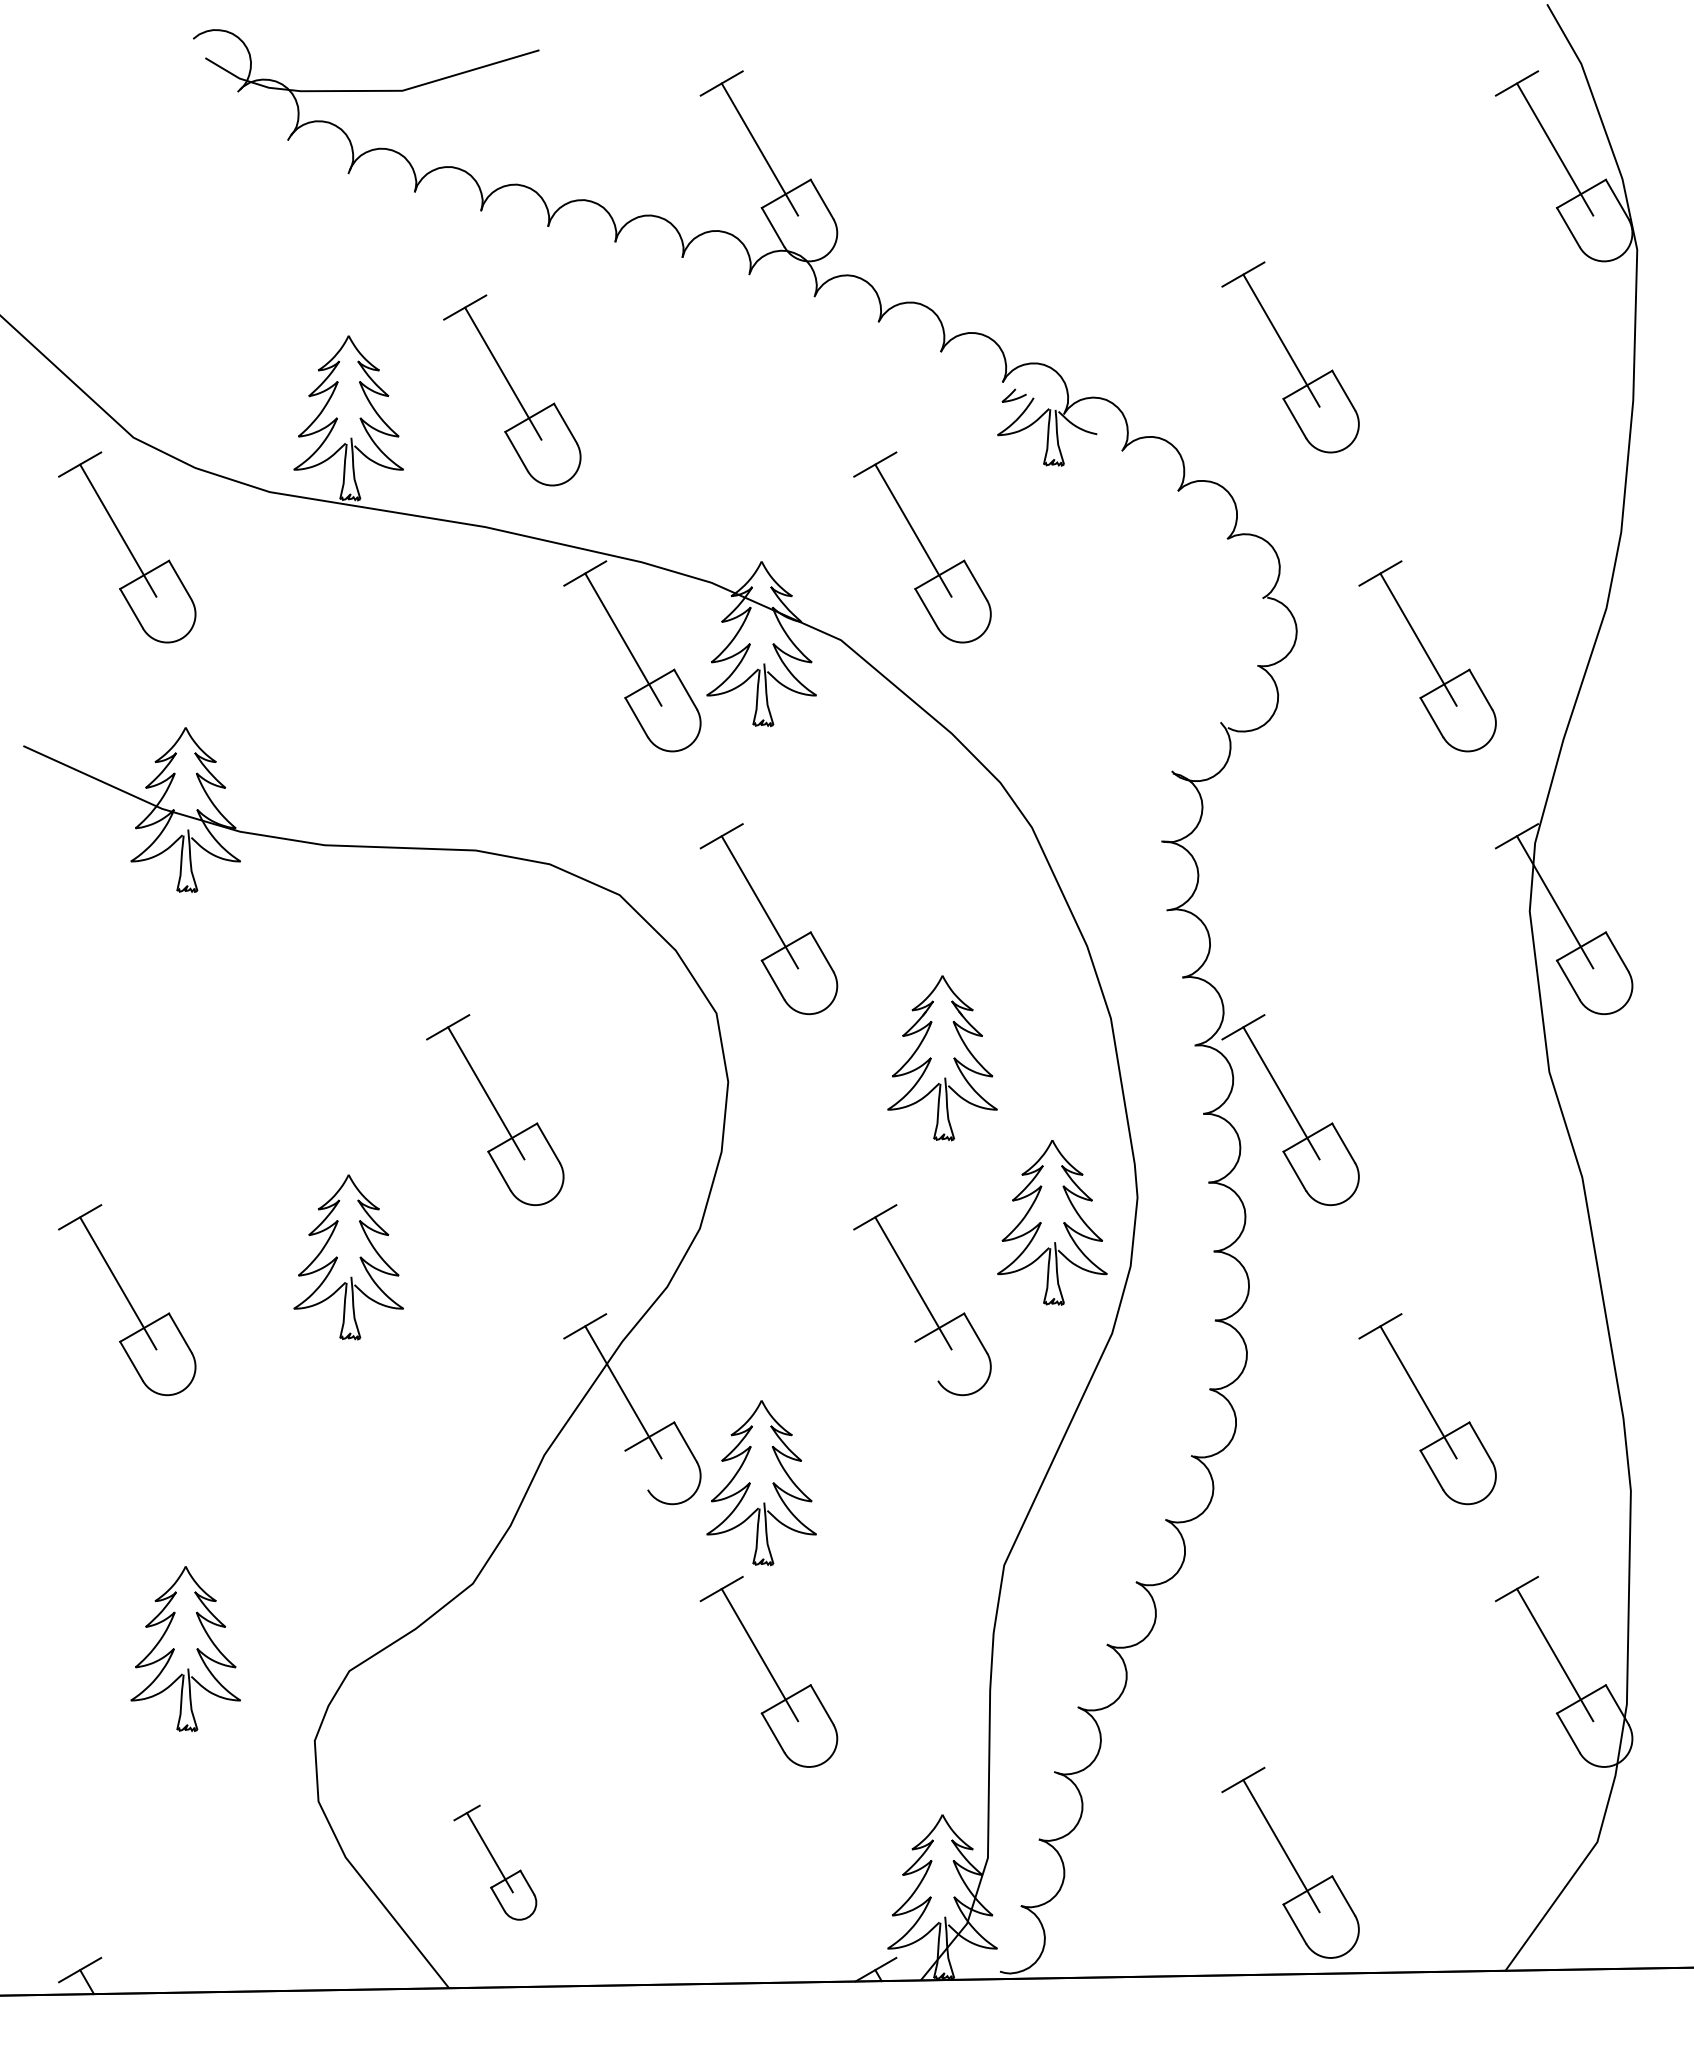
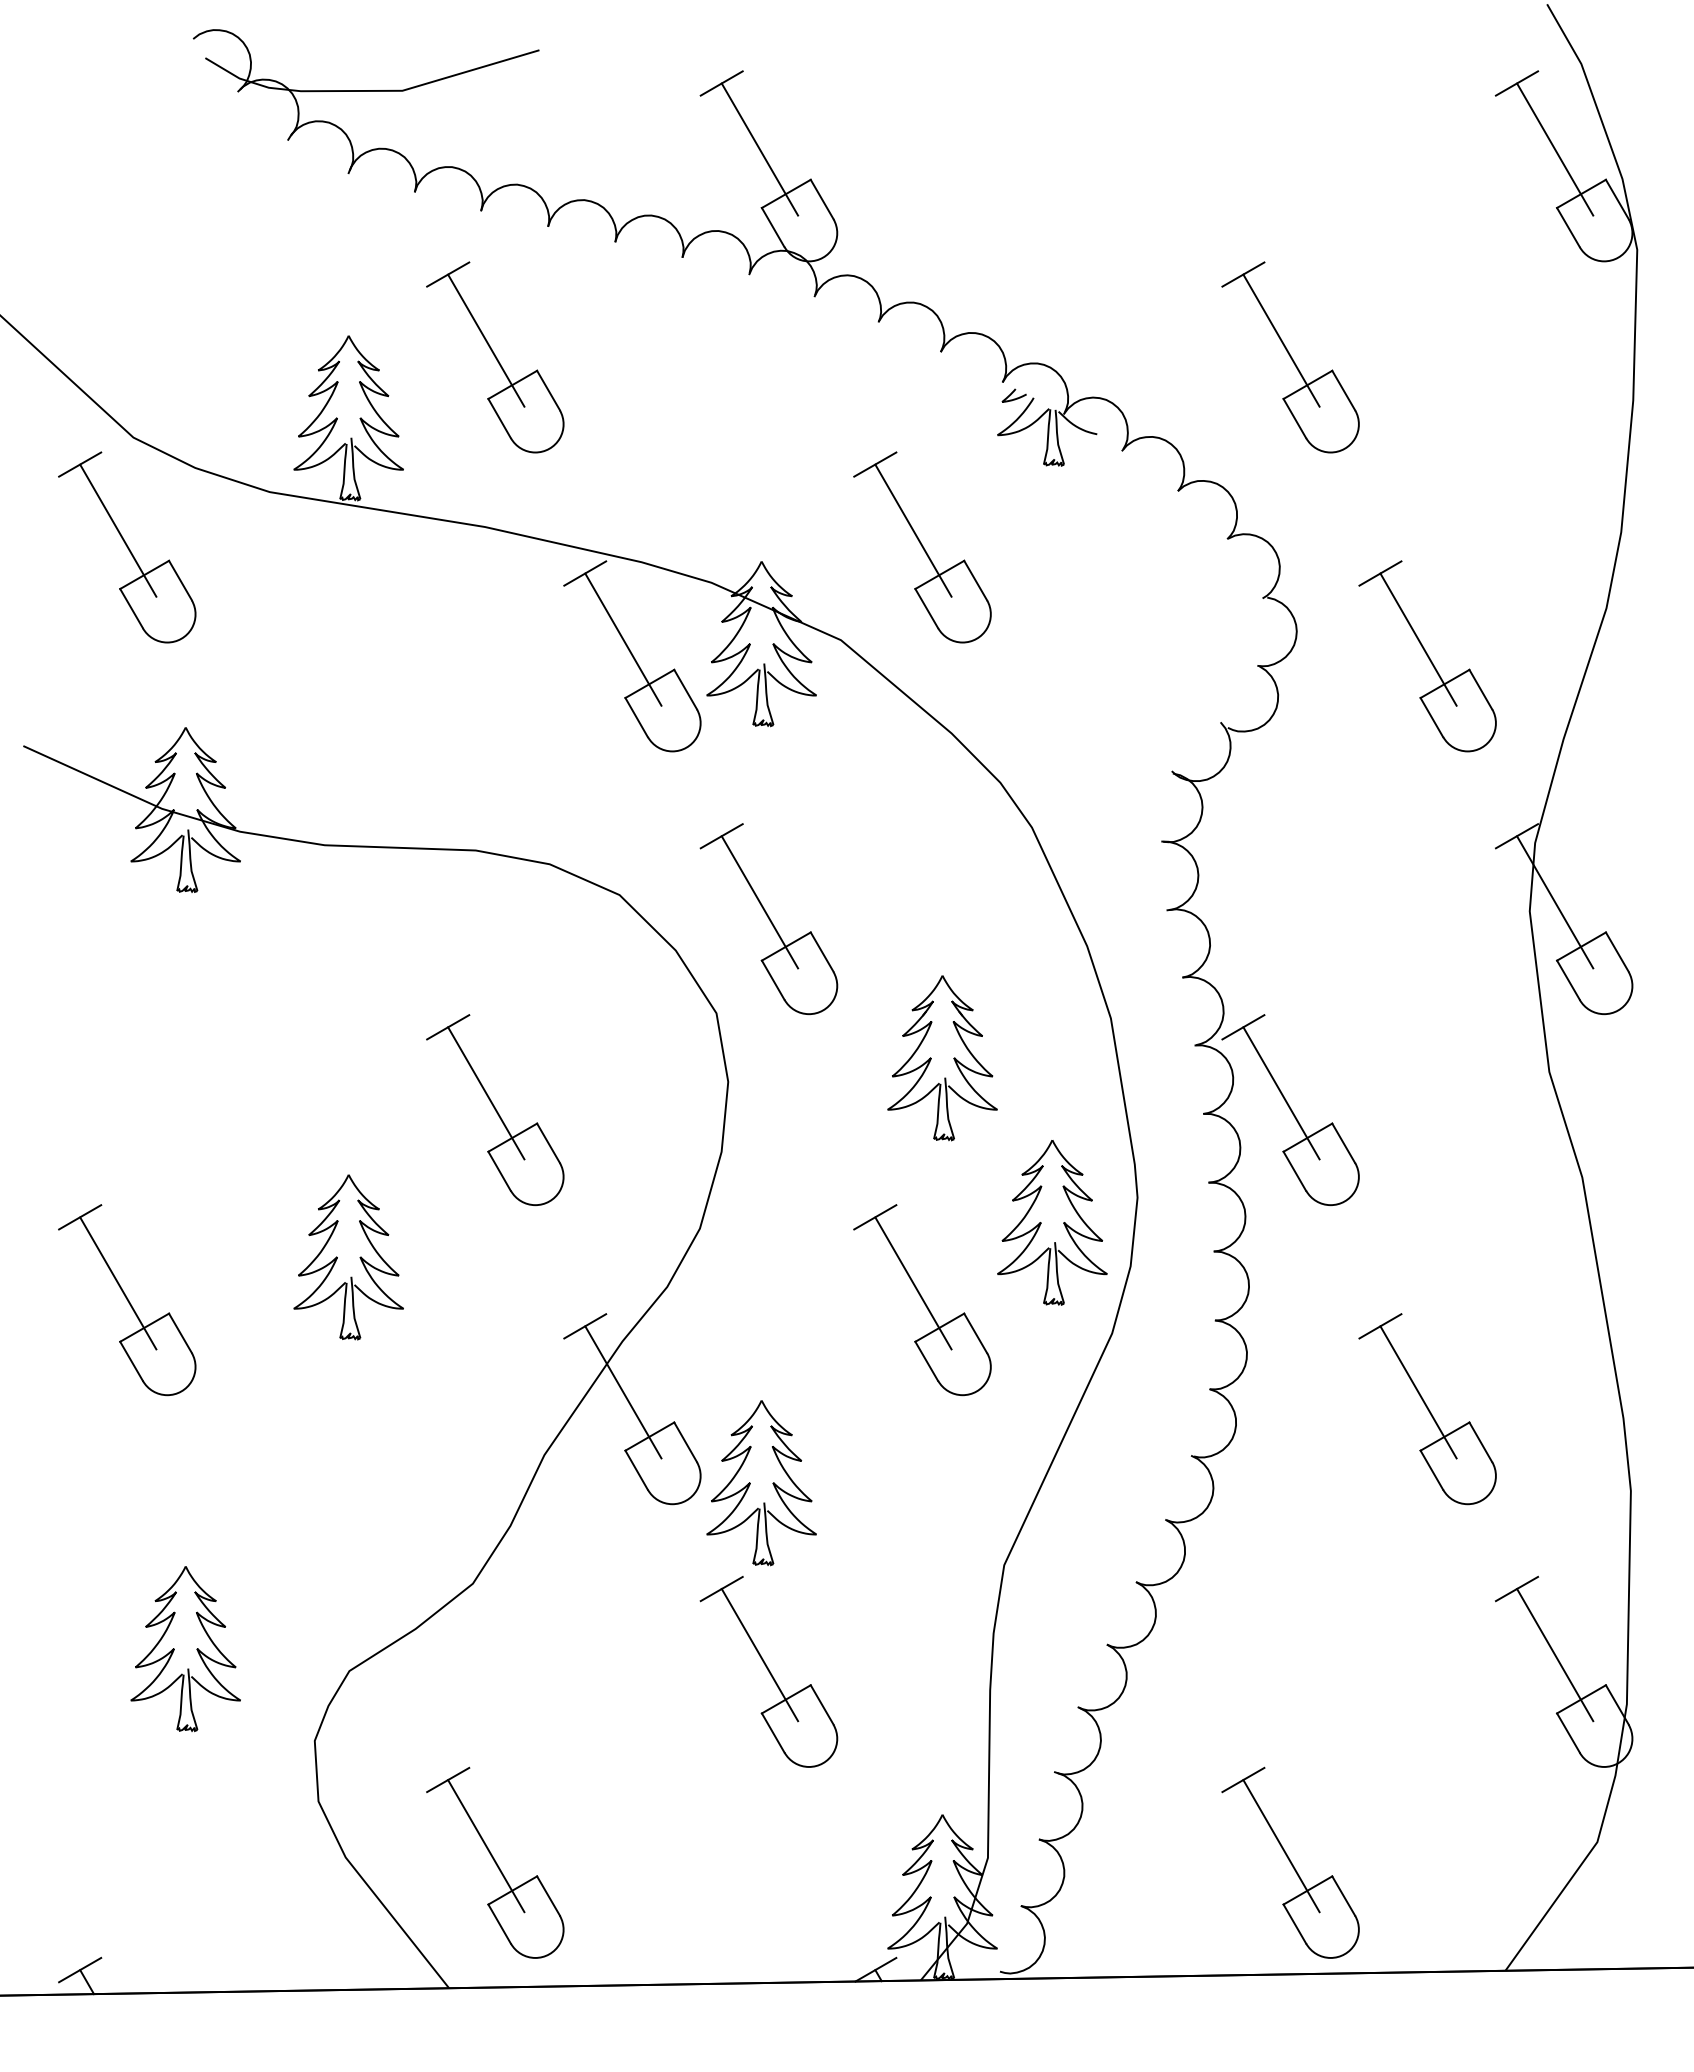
part position: (512, 390) -> (495, 357) (495, 357)
line: none -> present (926, 1360)
line: none -> present (636, 1469)
part size: 85x117 px -> 139x193 px (495, 1862)
